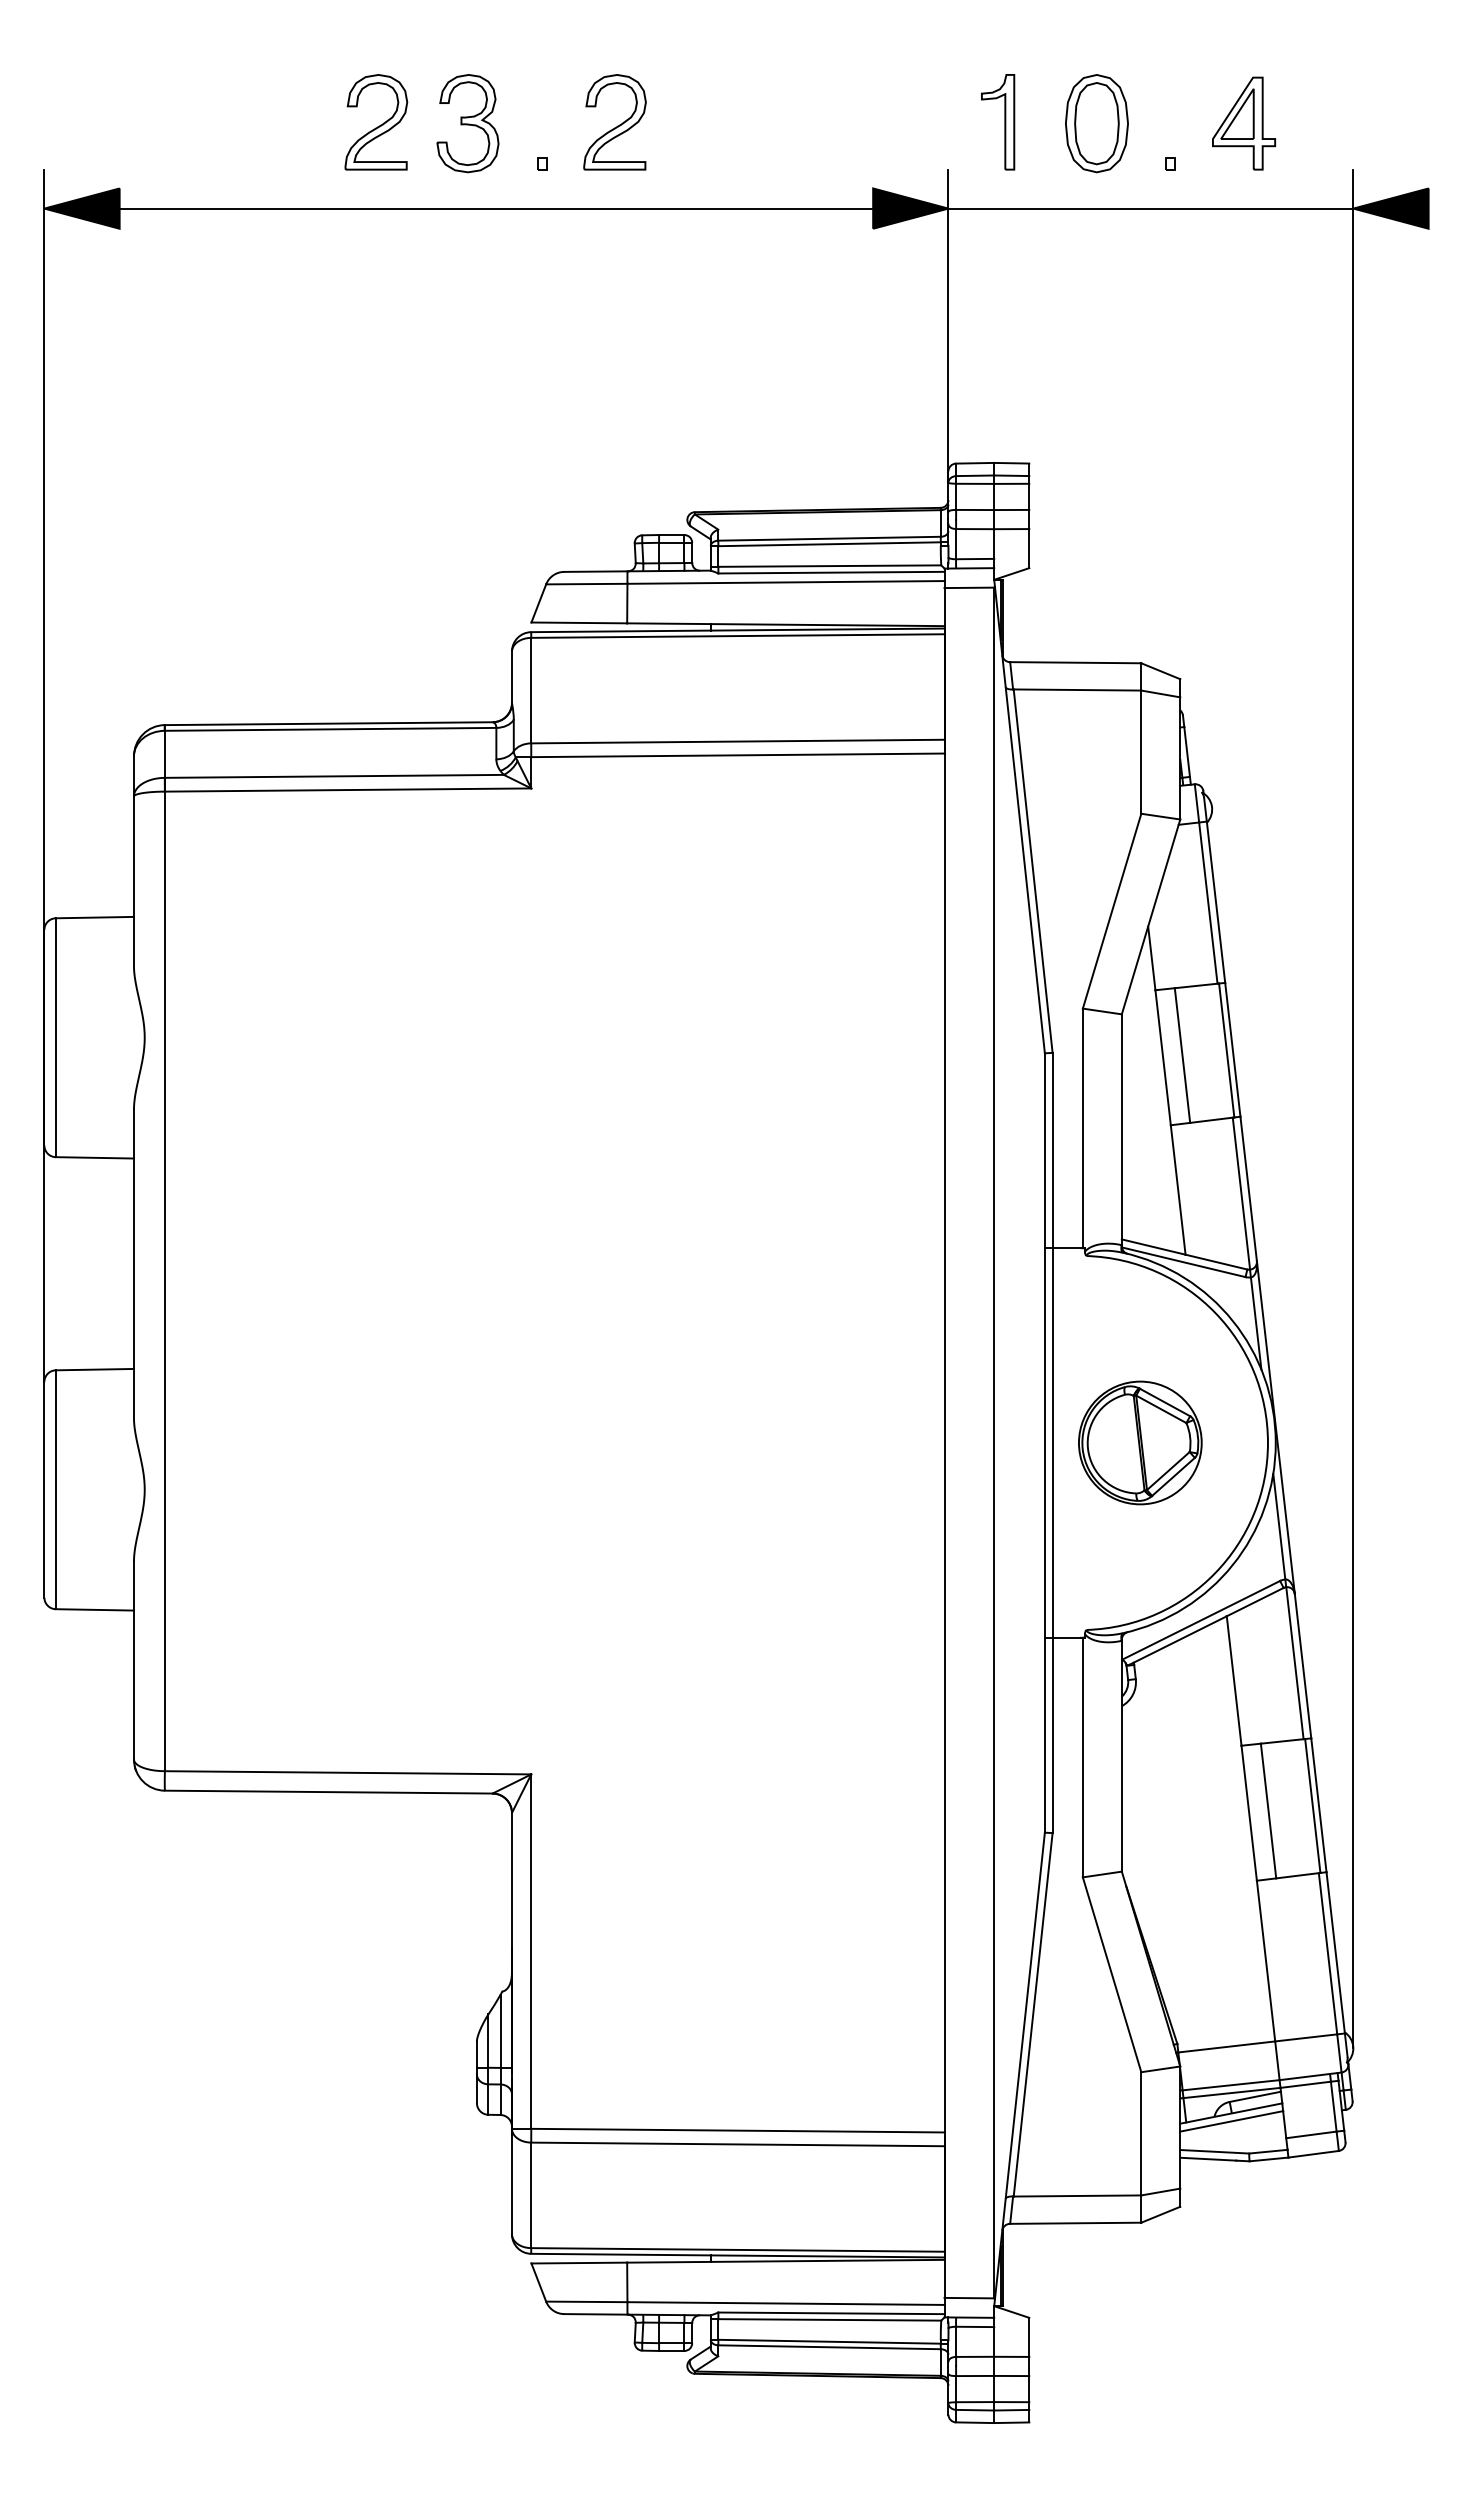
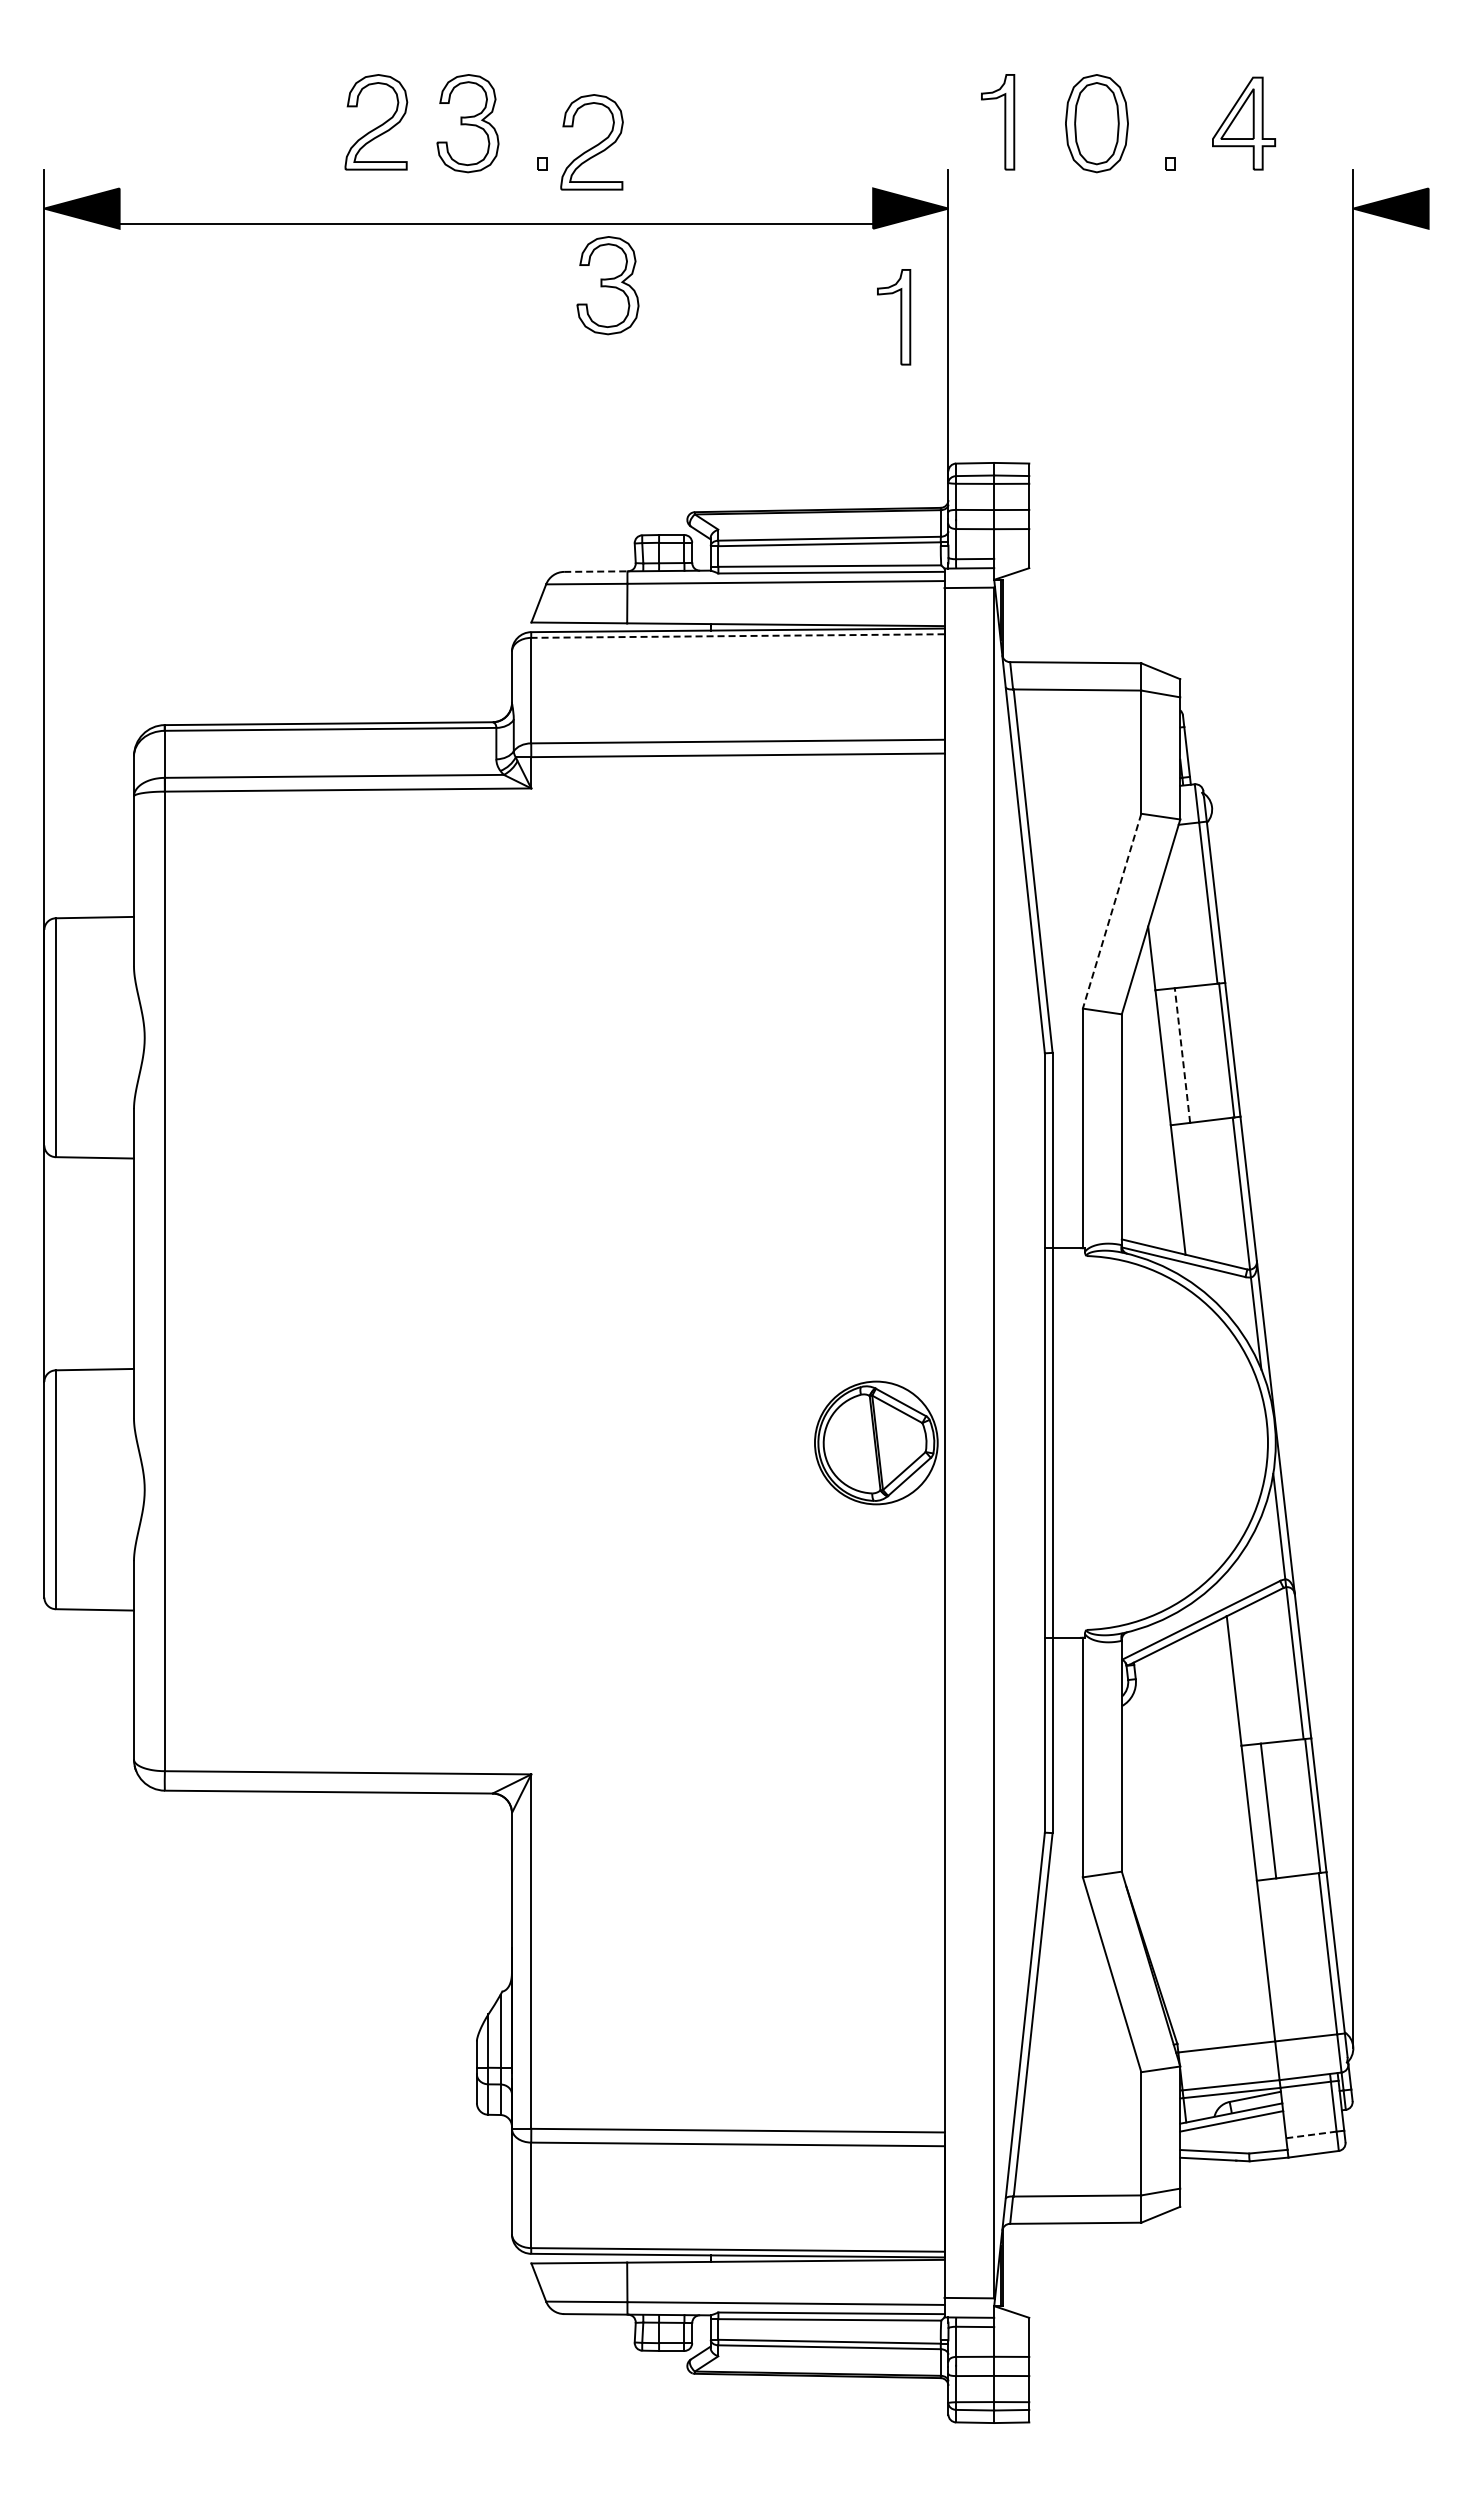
part position: (614, 122) -> (591, 142) (591, 142)
line position: (496, 208) -> (496, 223) (496, 223)
line: present -> none (1150, 208)
part: none -> present (607, 285)
part: none -> present (894, 317)
line: solid -> dashed (595, 571)
line: solid -> dashed (737, 636)
line: solid -> dashed (1112, 911)
line: solid -> dashed (1182, 1055)
part position: (1140, 1442) -> (876, 1442) (876, 1442)
line: solid -> dashed (1311, 2134)
